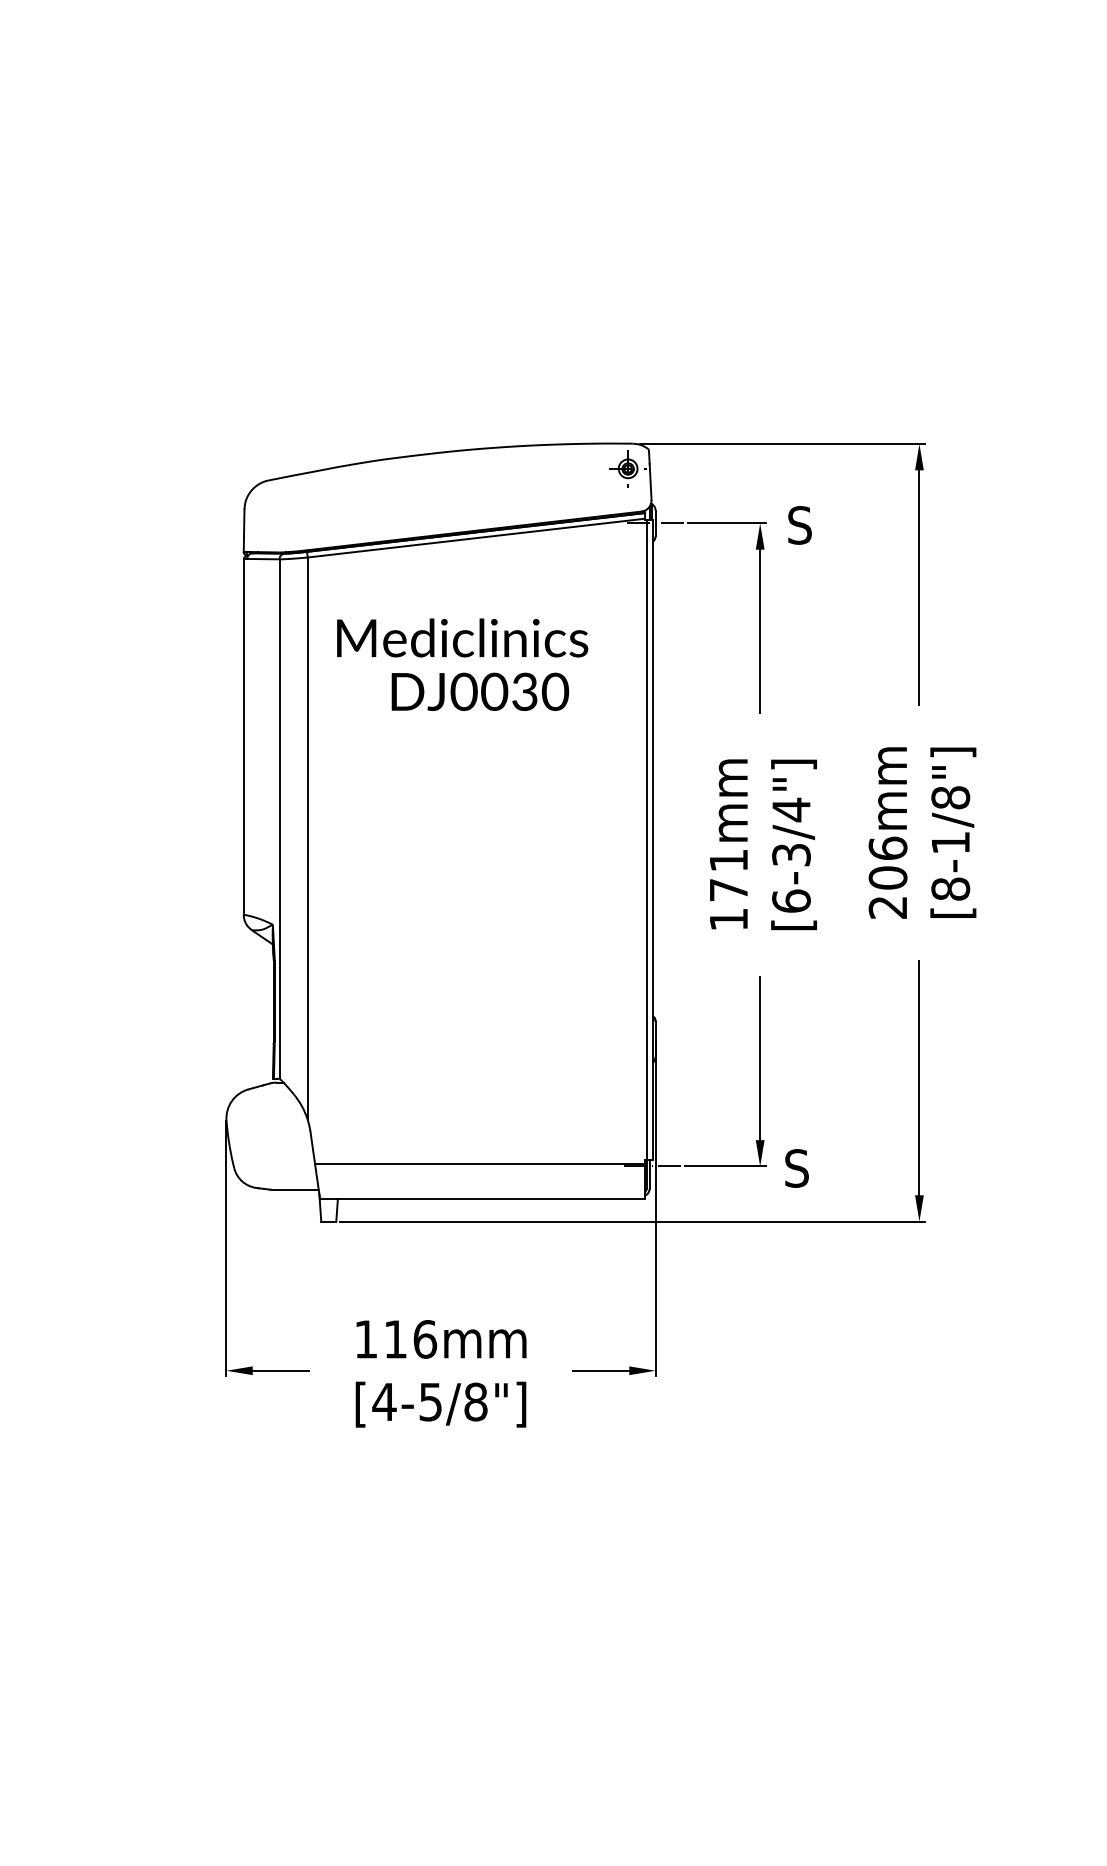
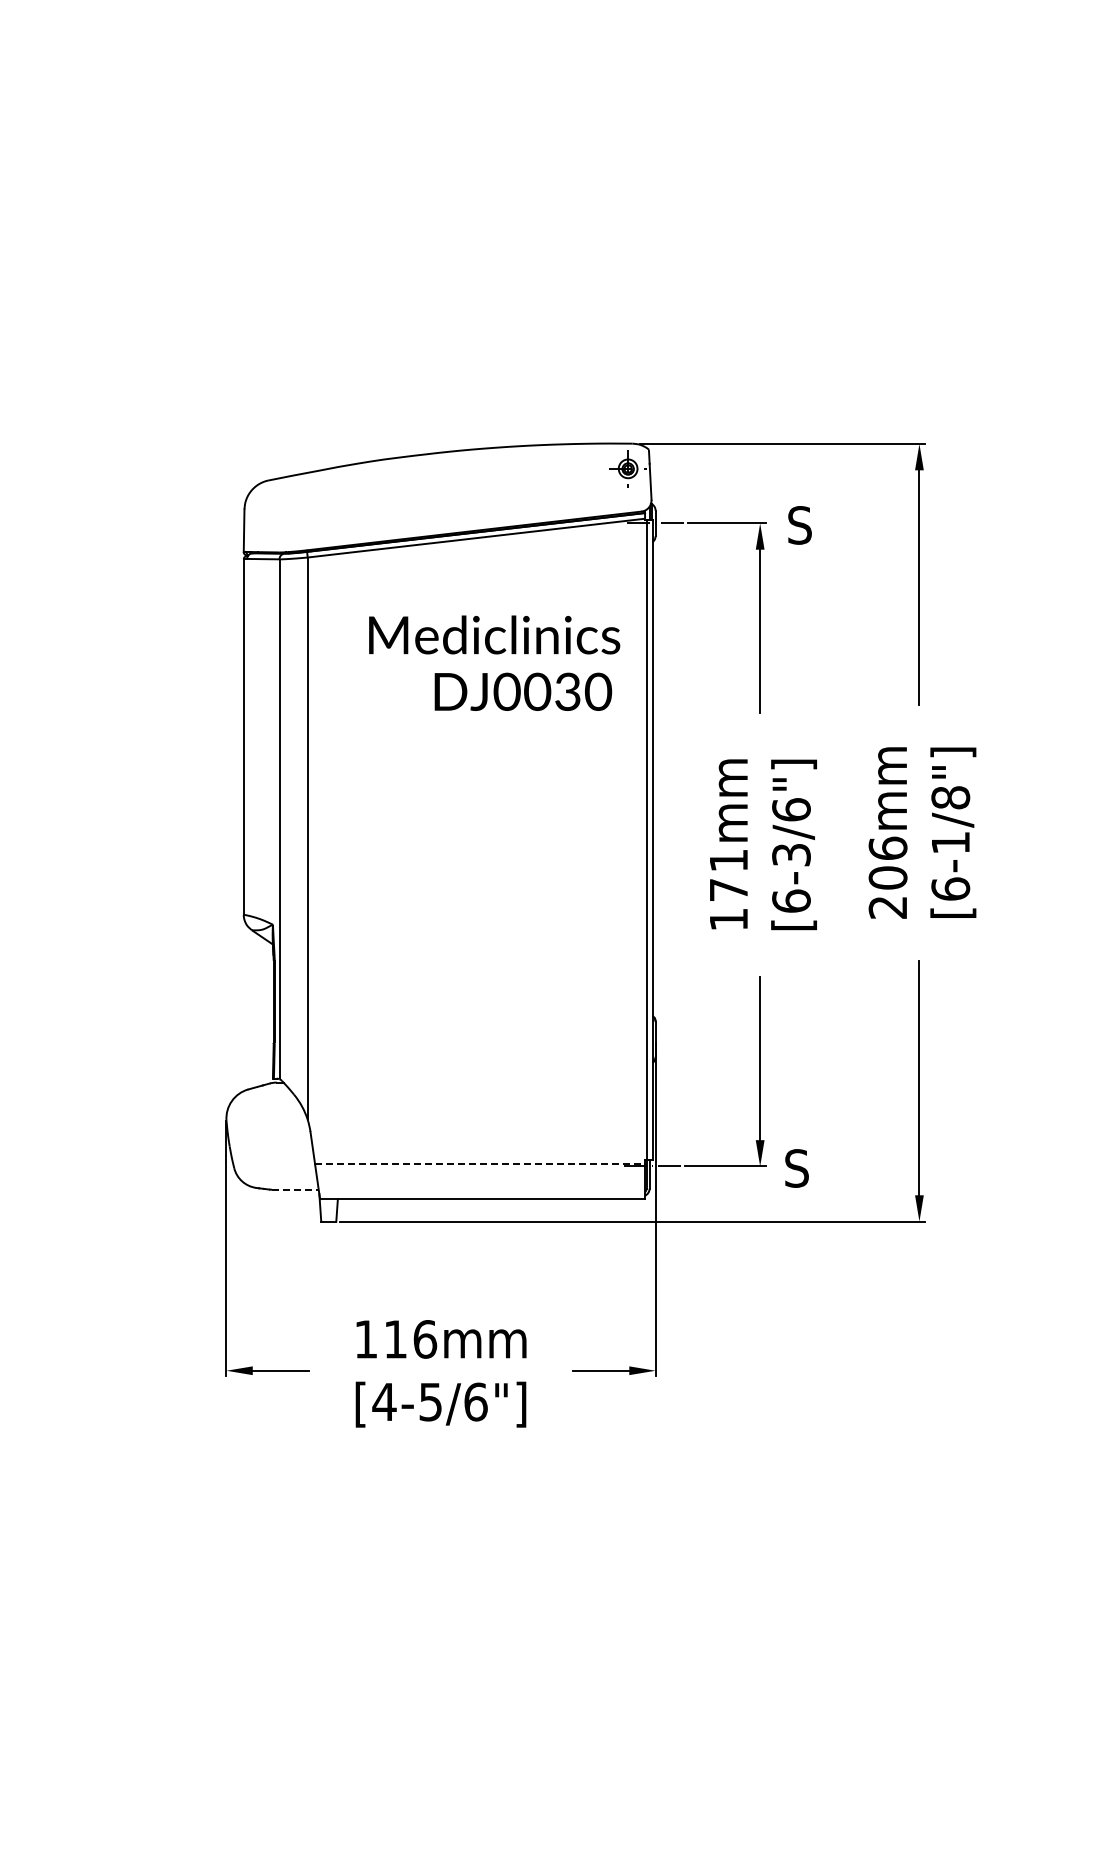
text position: (462, 637) -> (494, 634) (494, 634)
text position: (480, 691) -> (523, 691) (523, 691)
text: [6-3/4"] -> [6-3/6"] (791, 809)
text: [8-1/8"] -> [6-1/8"] (950, 888)
line: solid -> dashed (480, 1164)
line: solid -> dashed (295, 1189)
text: [4-5/8"] -> [4-5/6"] (475, 1401)
